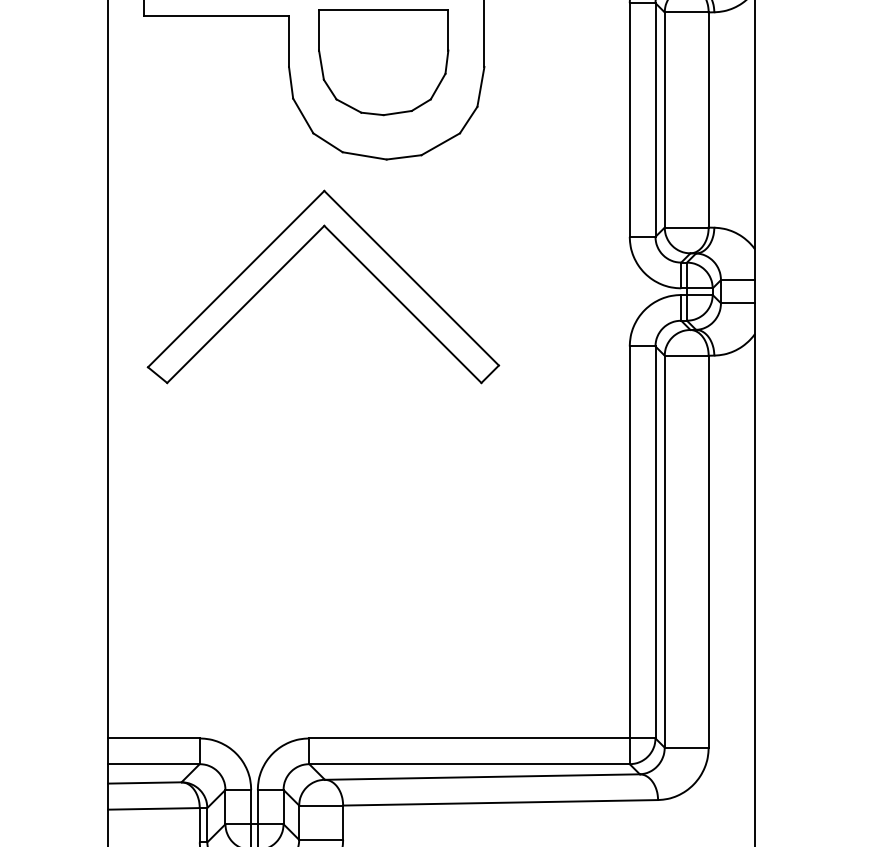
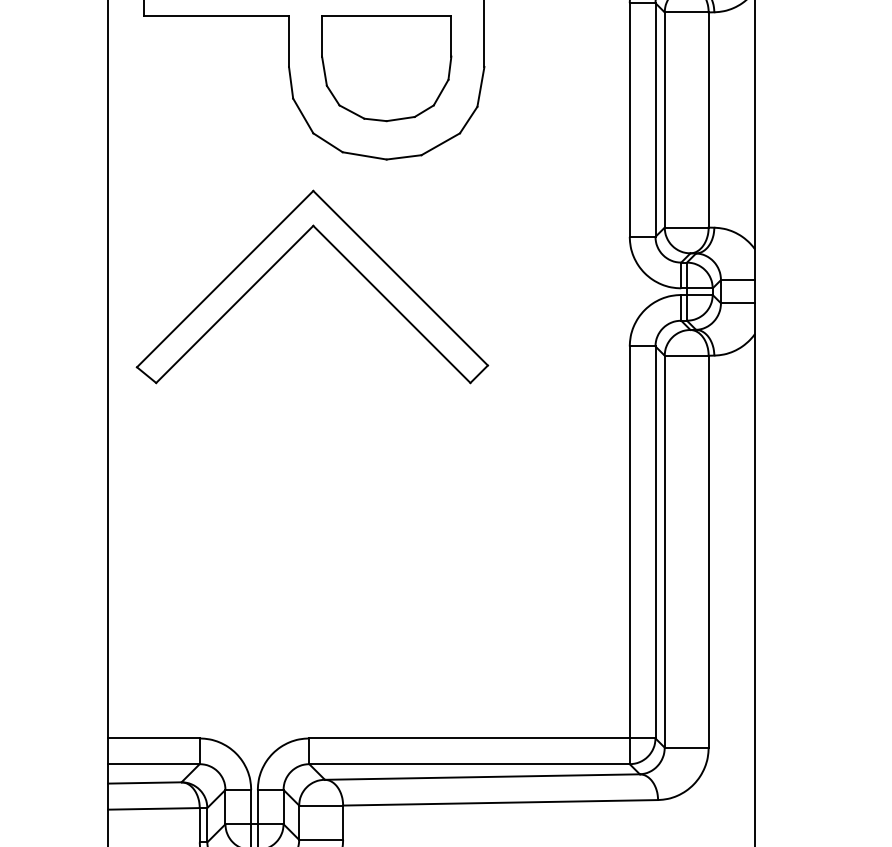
part position: (383, 62) -> (386, 68) (386, 68)
part position: (294, 257) -> (283, 257) (283, 257)
